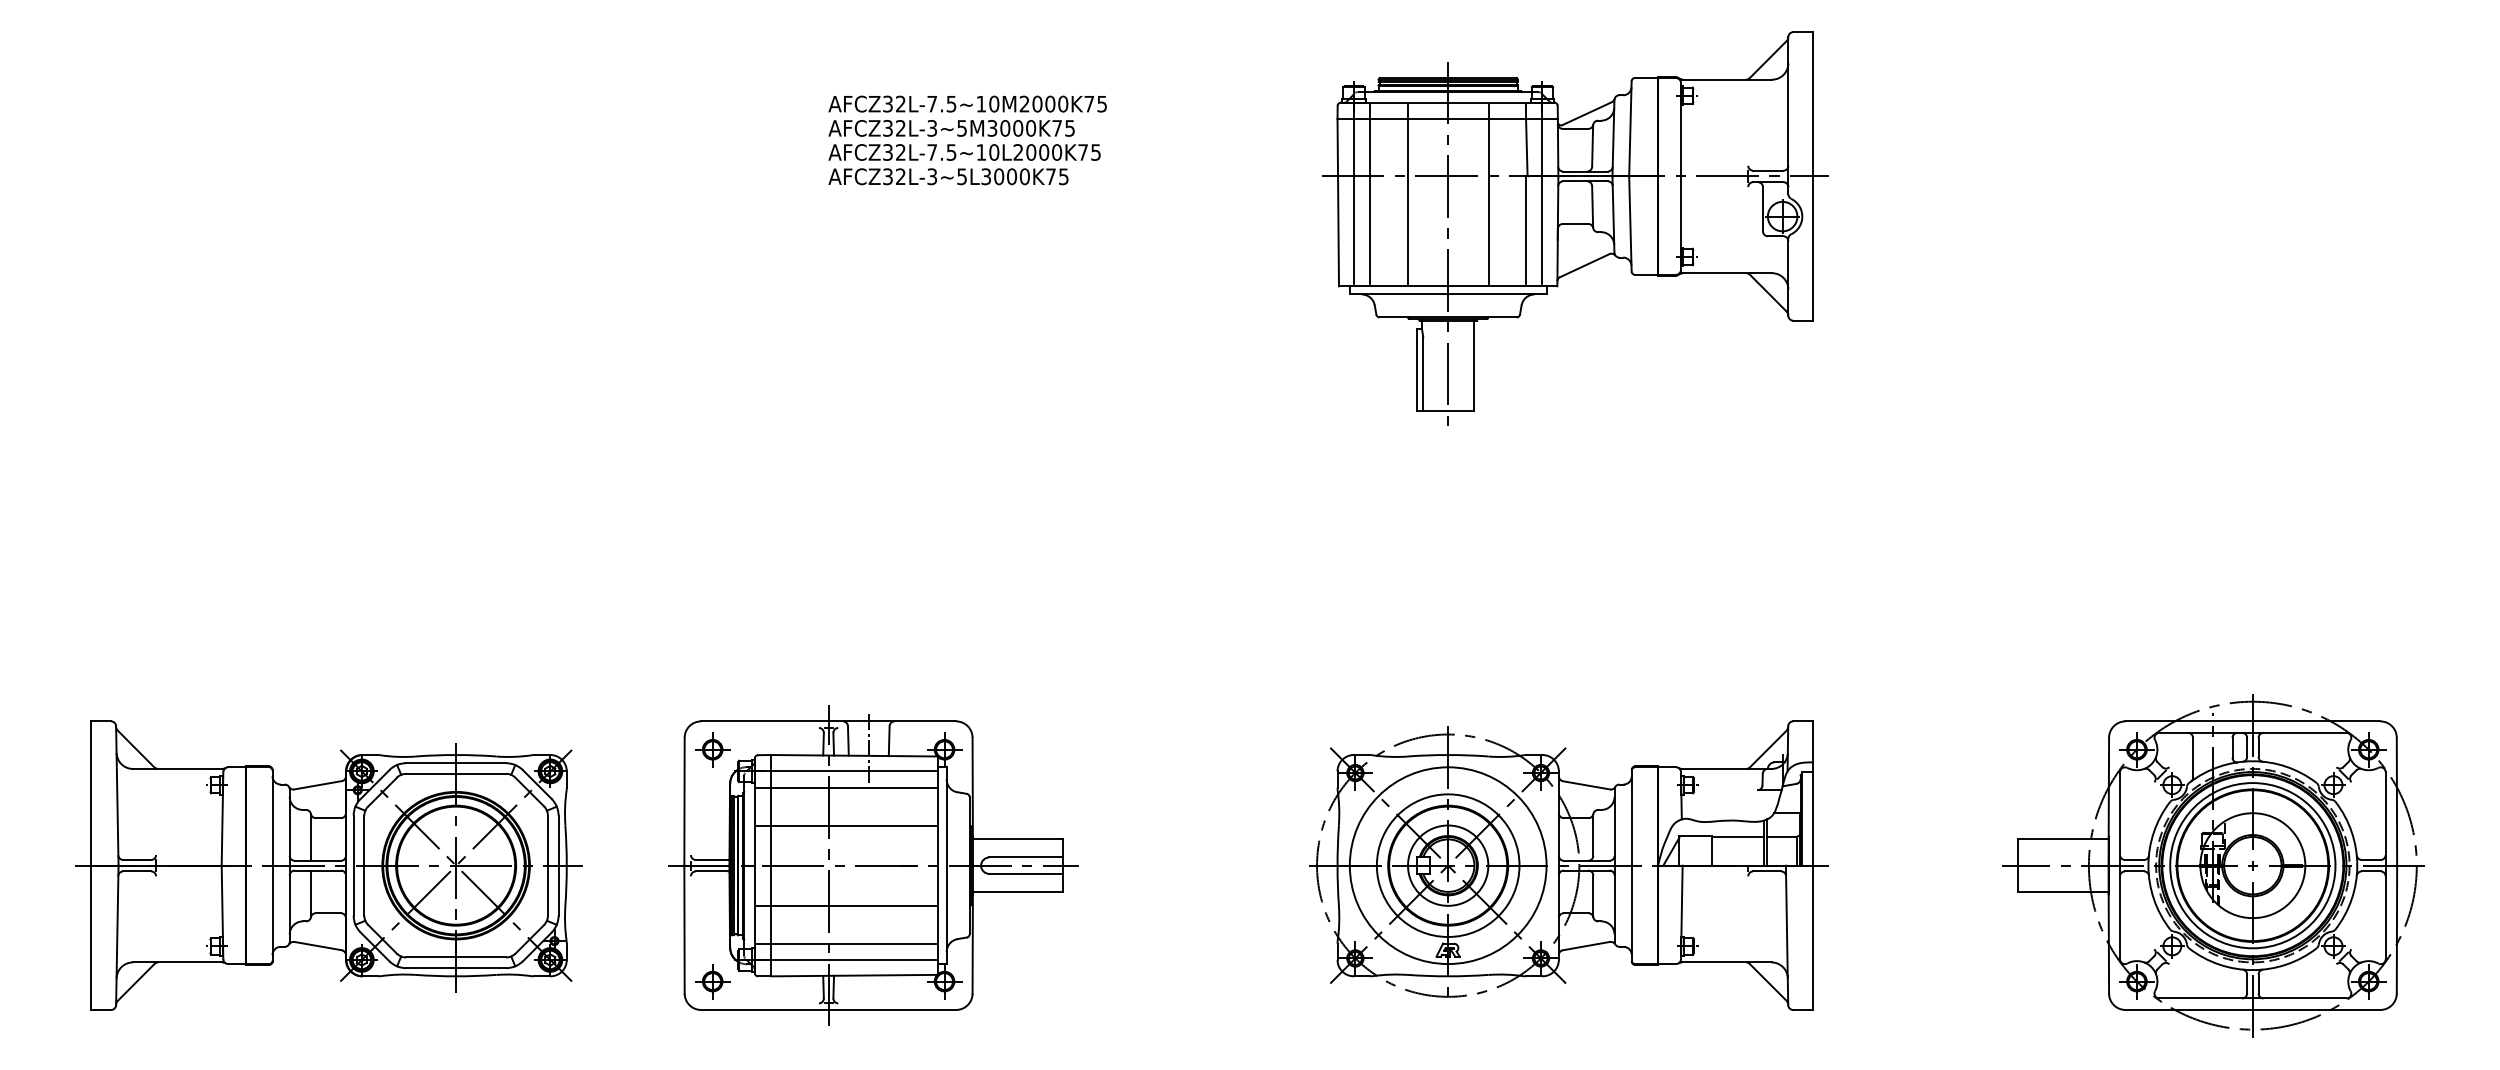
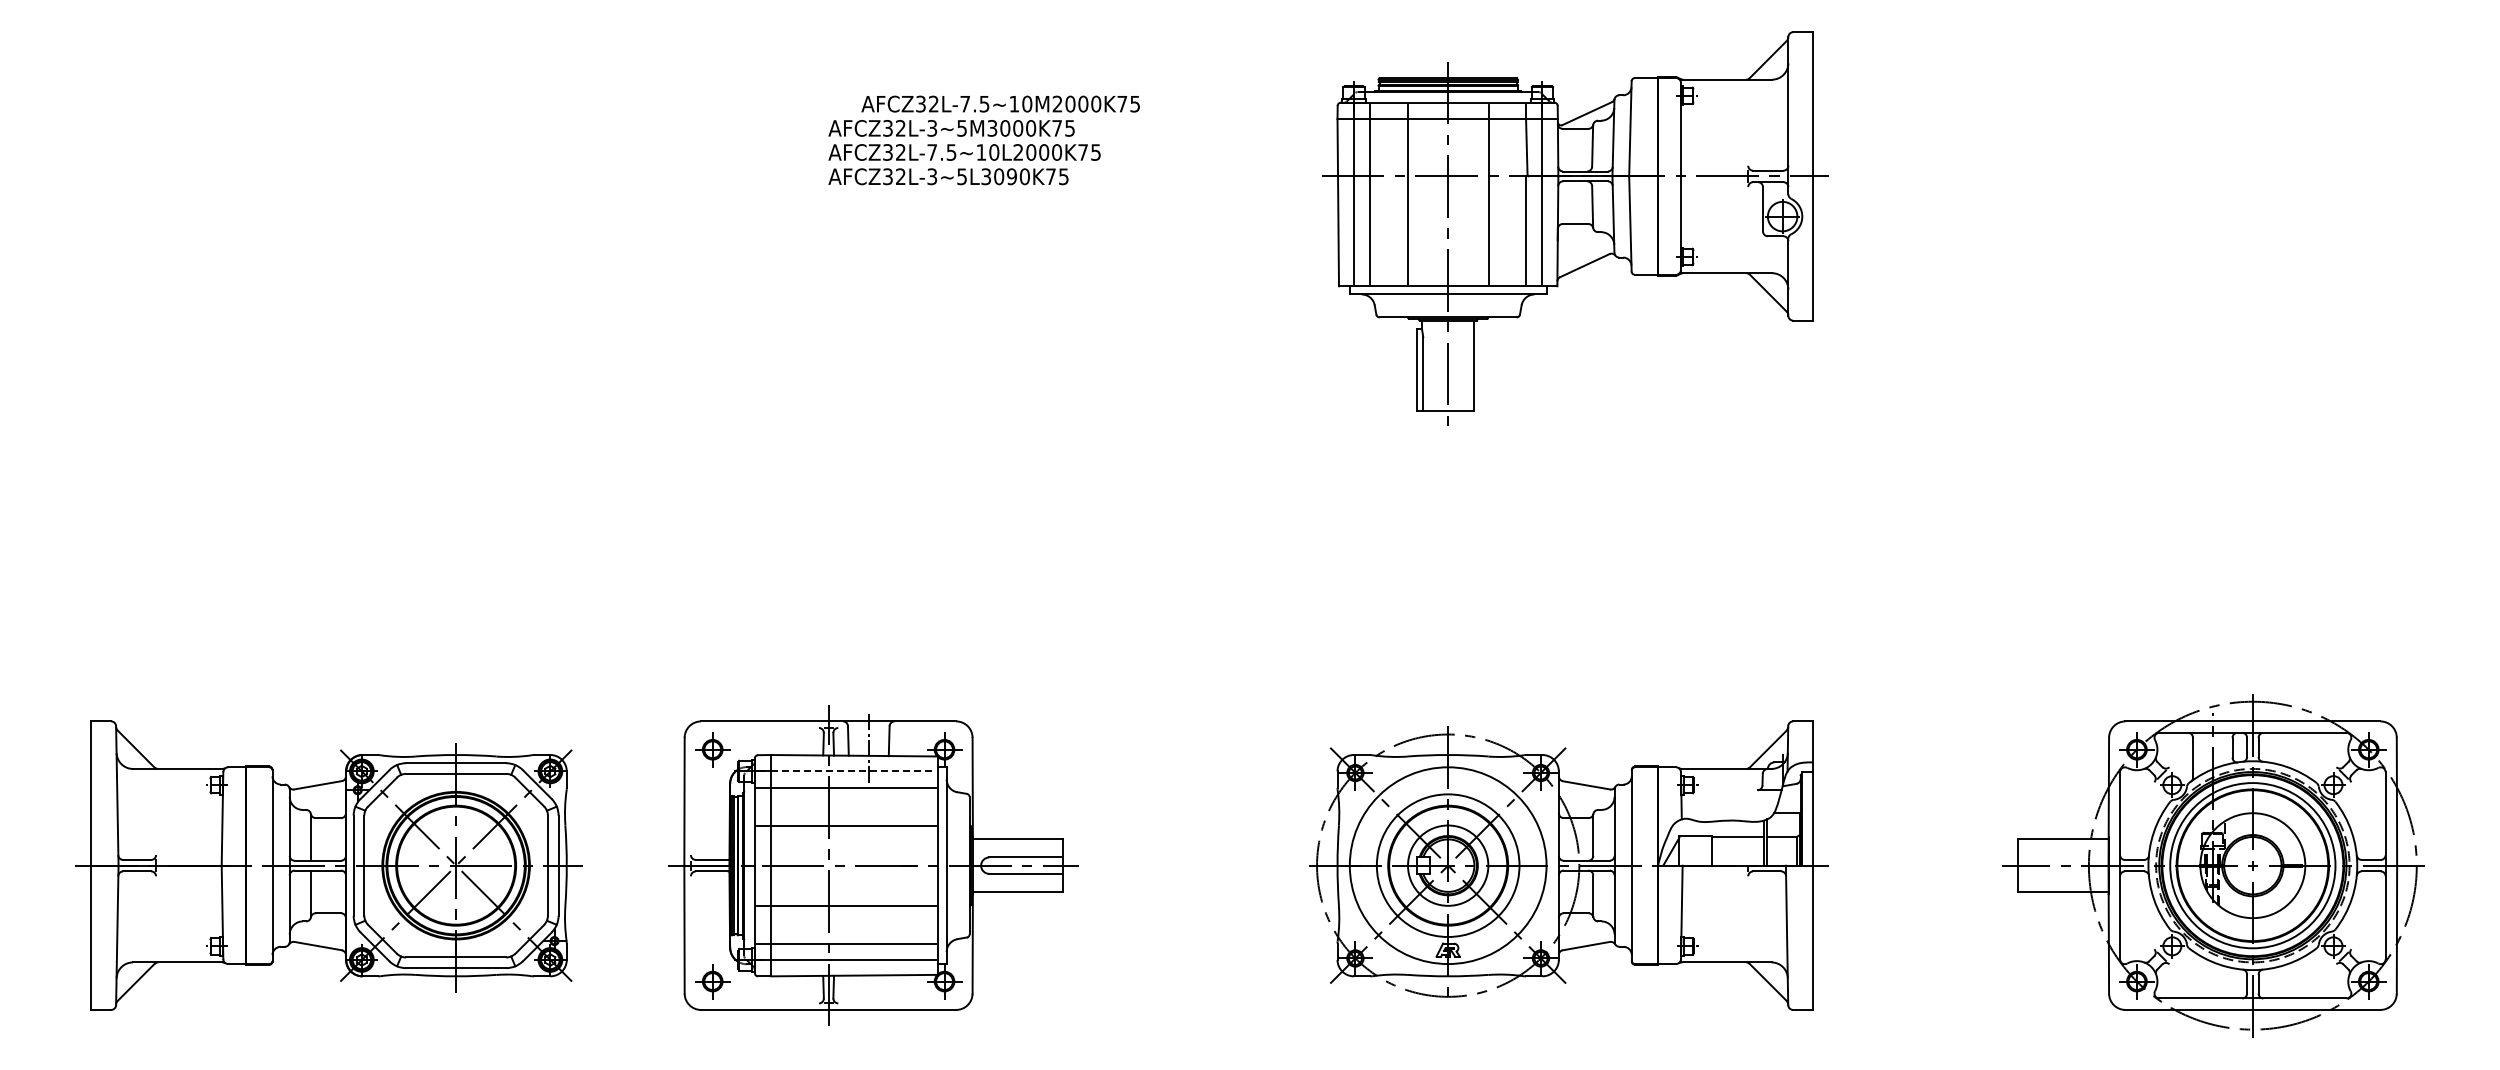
text position: (967, 103) -> (1000, 103) (1000, 103)
text: AFCZ32L-3~5L3000K75 -> AFCZ32L-3~5L3090K75 (1011, 176)
line: solid -> dashed (854, 771)
